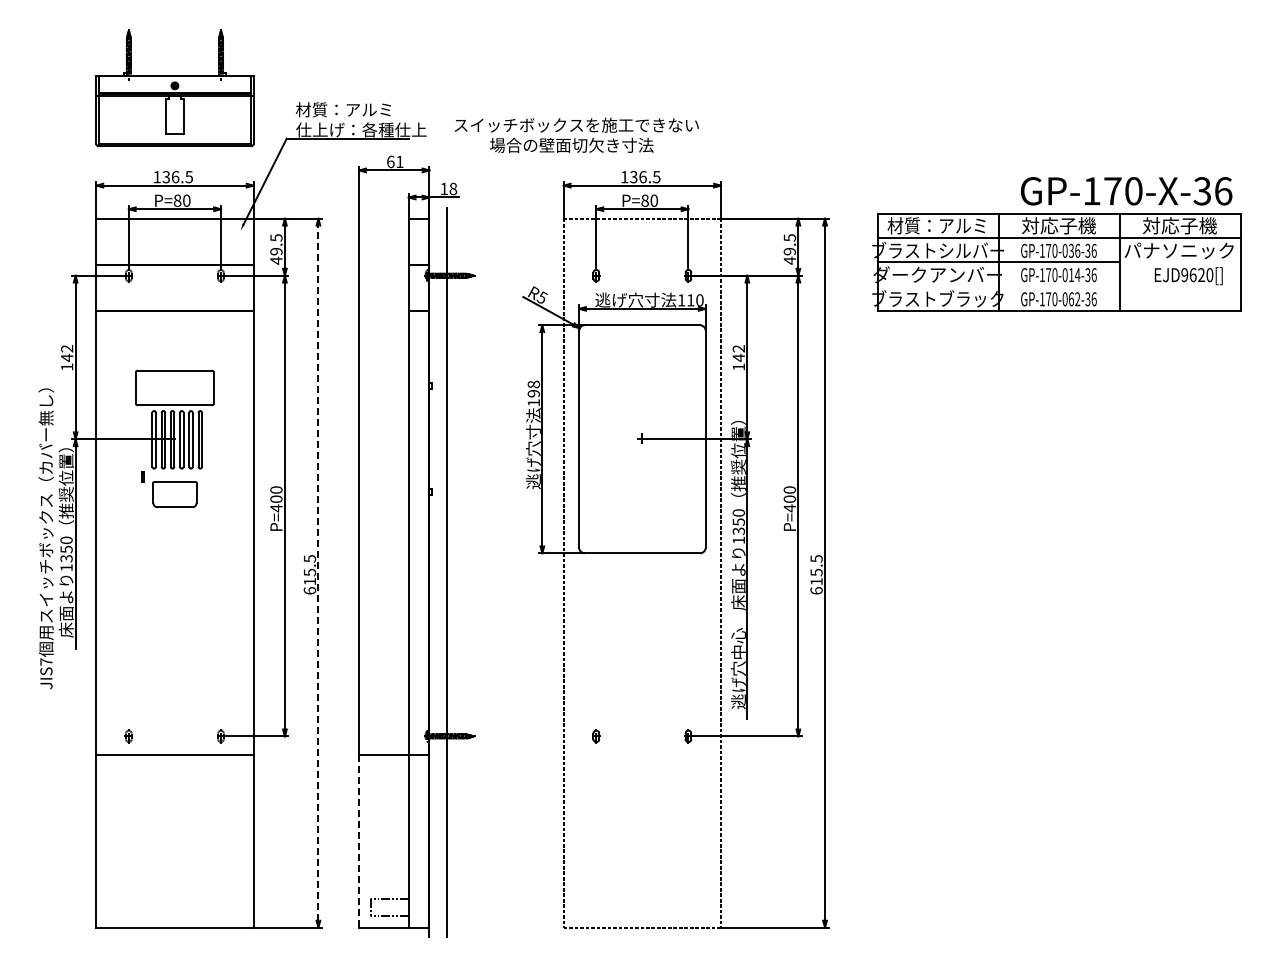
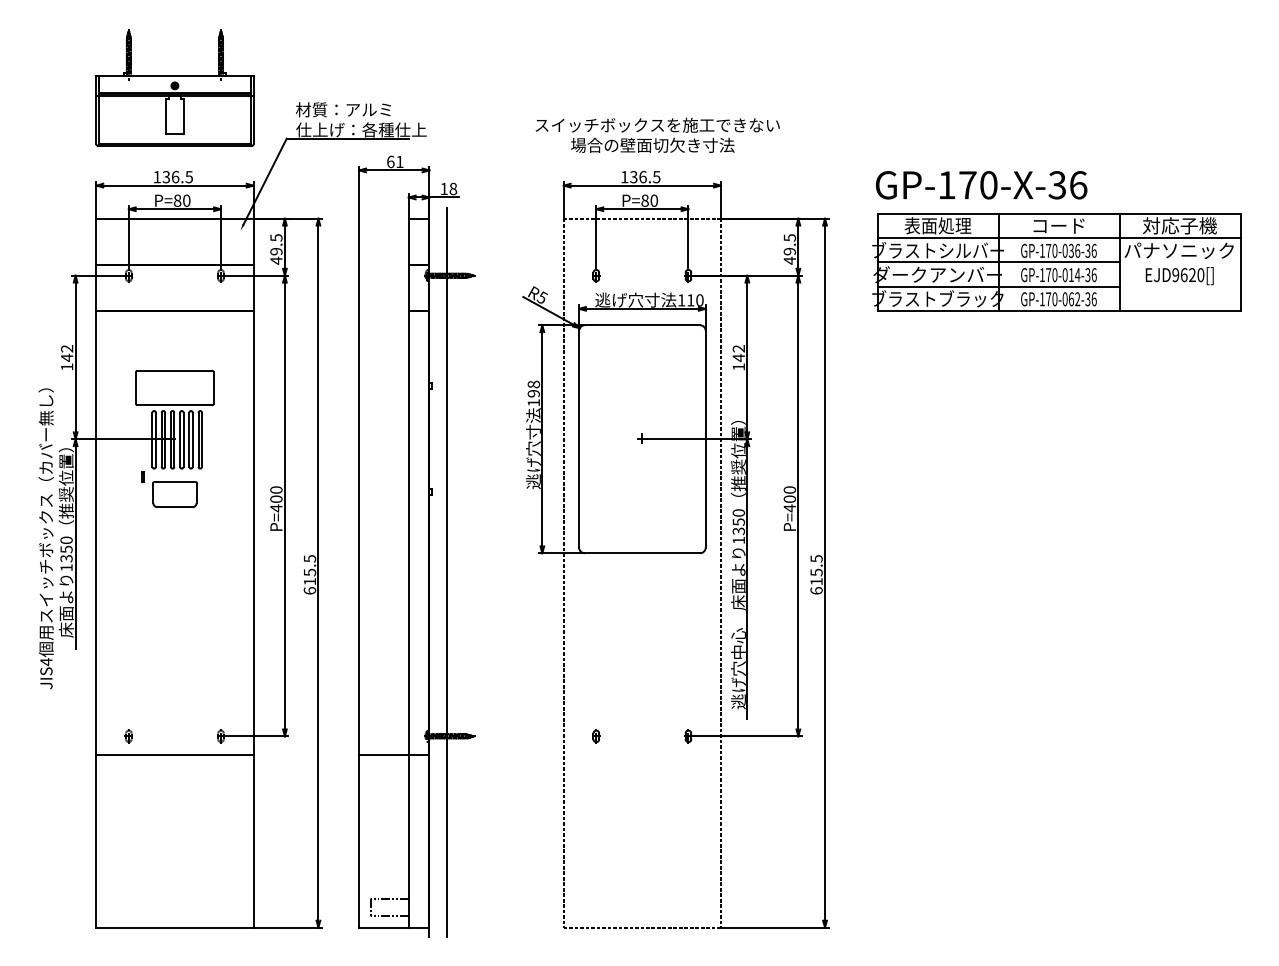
text position: (576, 134) -> (657, 134) (657, 134)
text position: (1126, 191) -> (981, 185) (981, 185)
text: 材質：アルミ -> 表面処理 (936, 225)
text: 対応子機 -> コード (1058, 225)
text position: (1188, 276) -> (1179, 276) (1179, 276)
line: none -> present (998, 286)
line: dashed -> solid (318, 573)
text: JIS7 -> JIS4 (46, 662)
line: dashed -> solid (359, 841)
